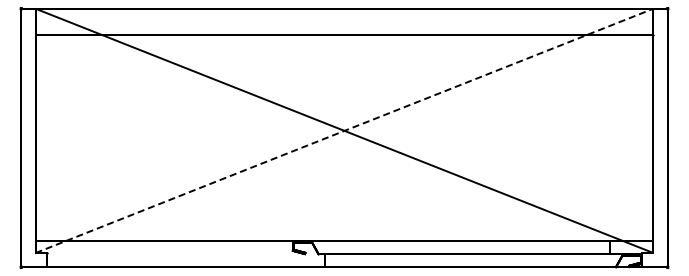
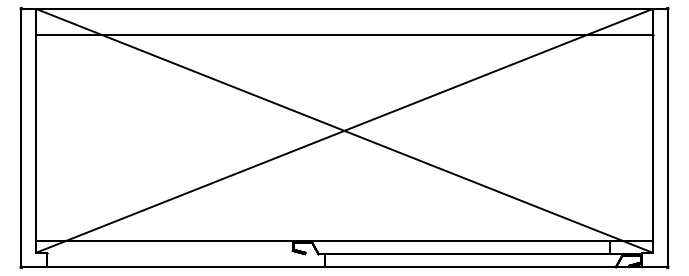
line: dashed -> solid (344, 130)
